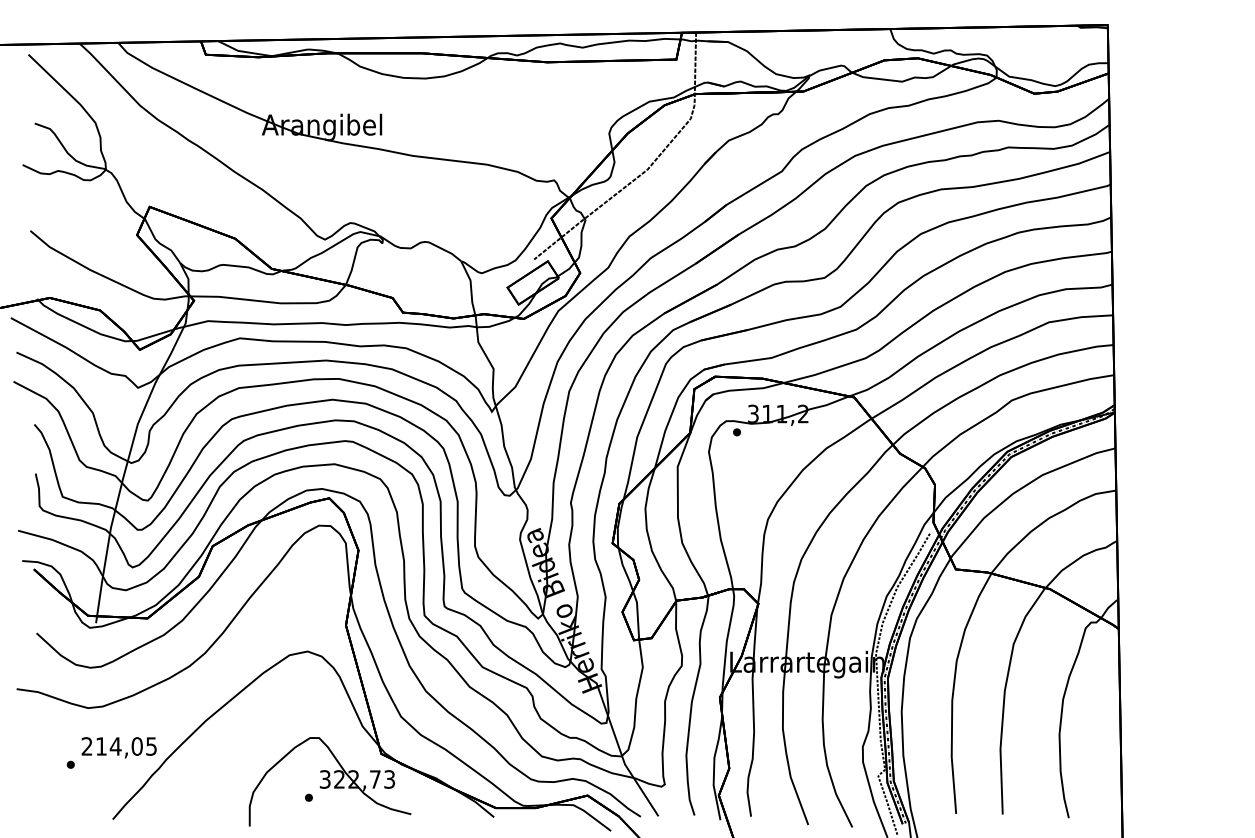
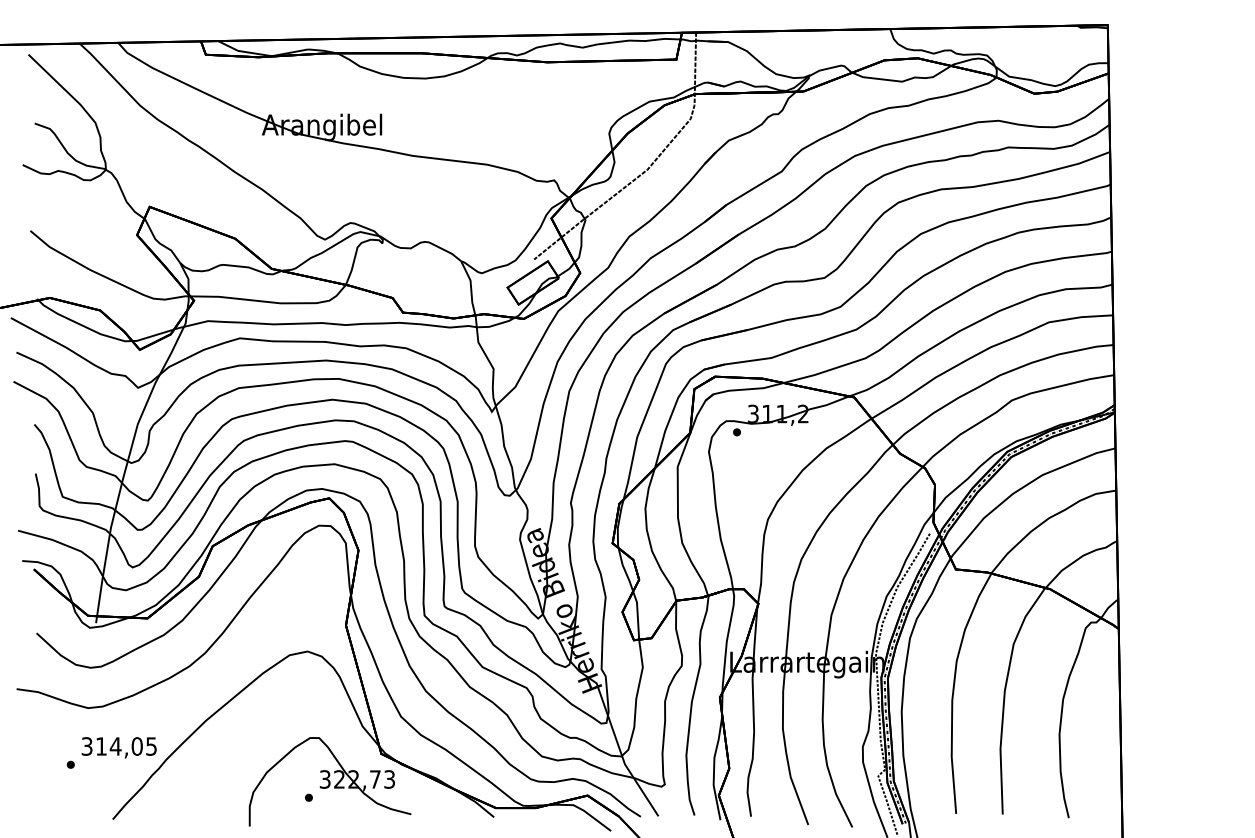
text: 214,05 -> 314,05 (86, 746)
